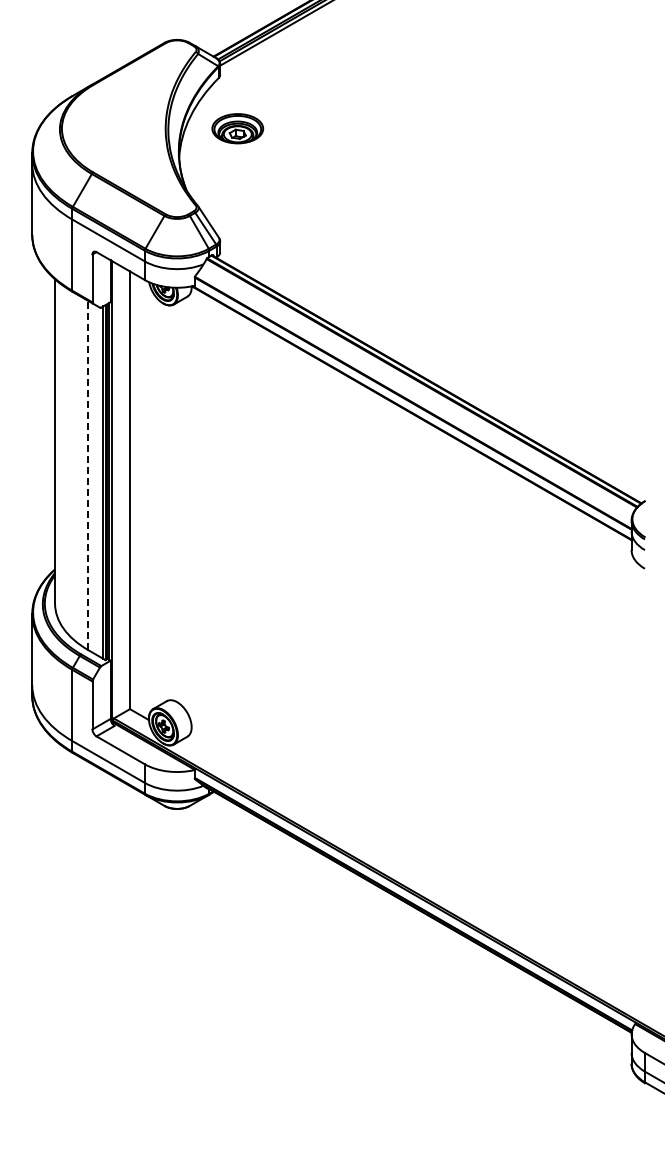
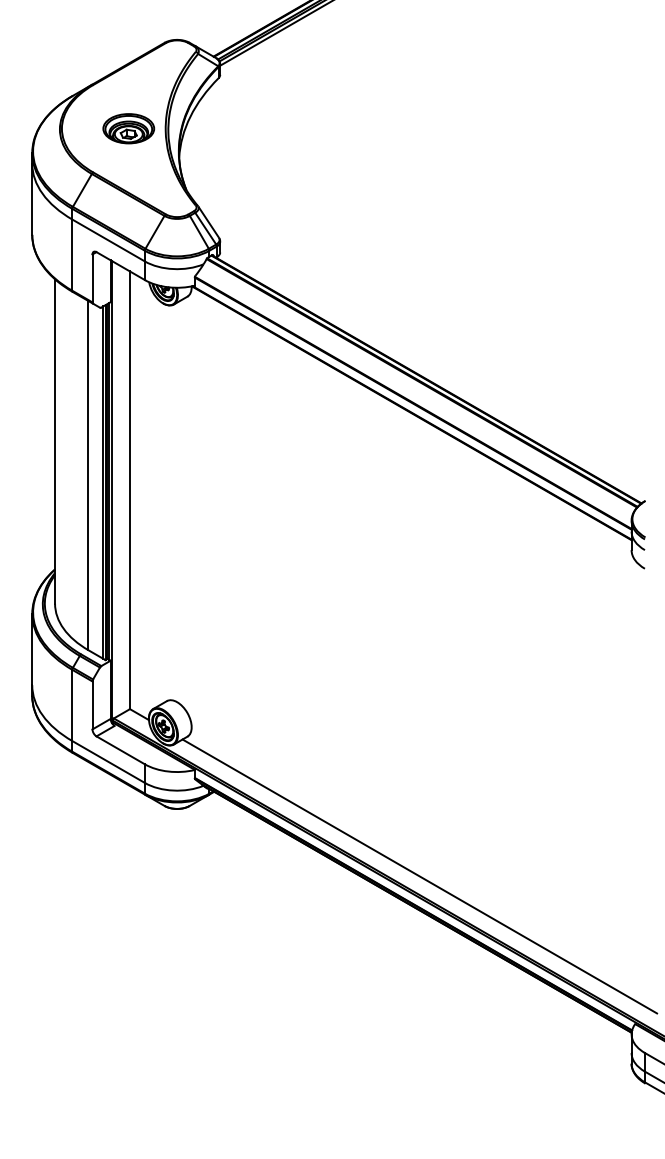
part position: (237, 128) -> (128, 128) (128, 128)
line: dashed -> solid (88, 475)
line: none -> present (419, 876)
